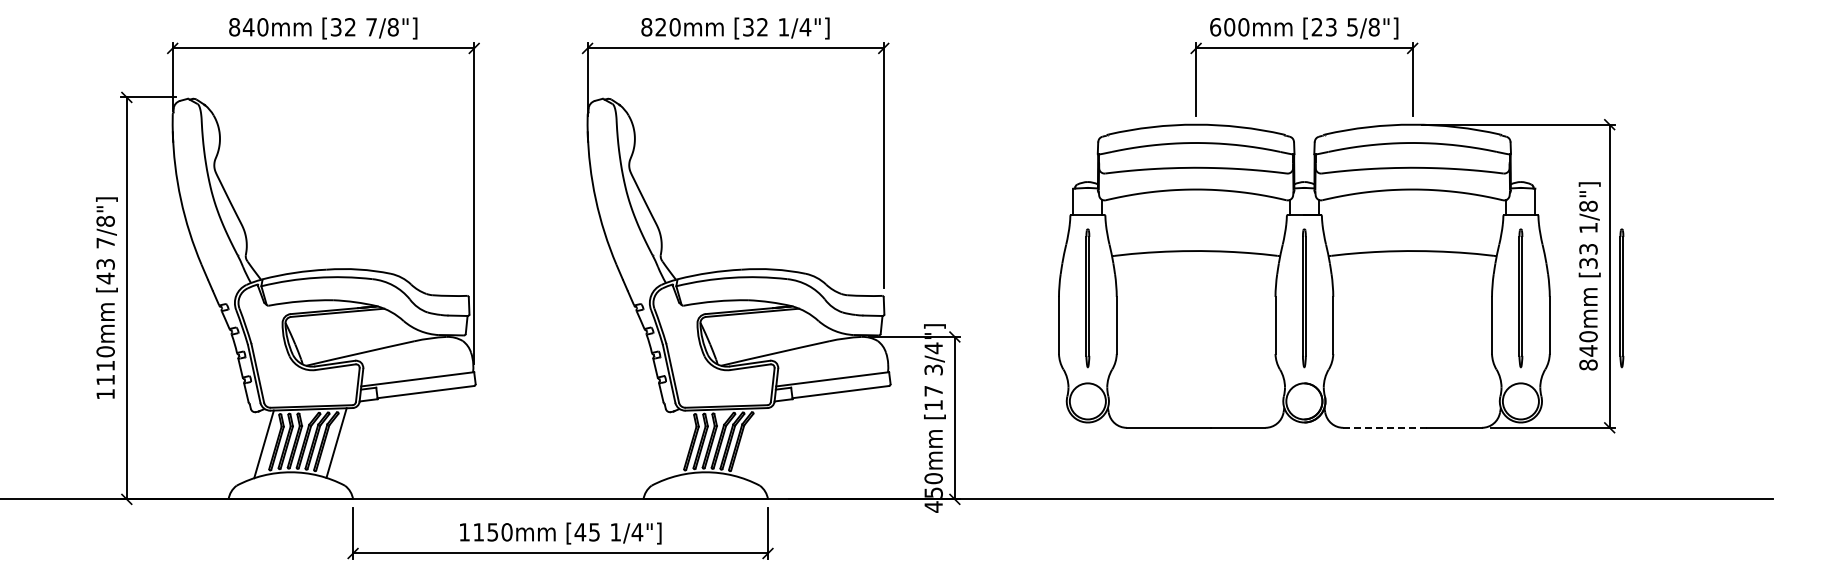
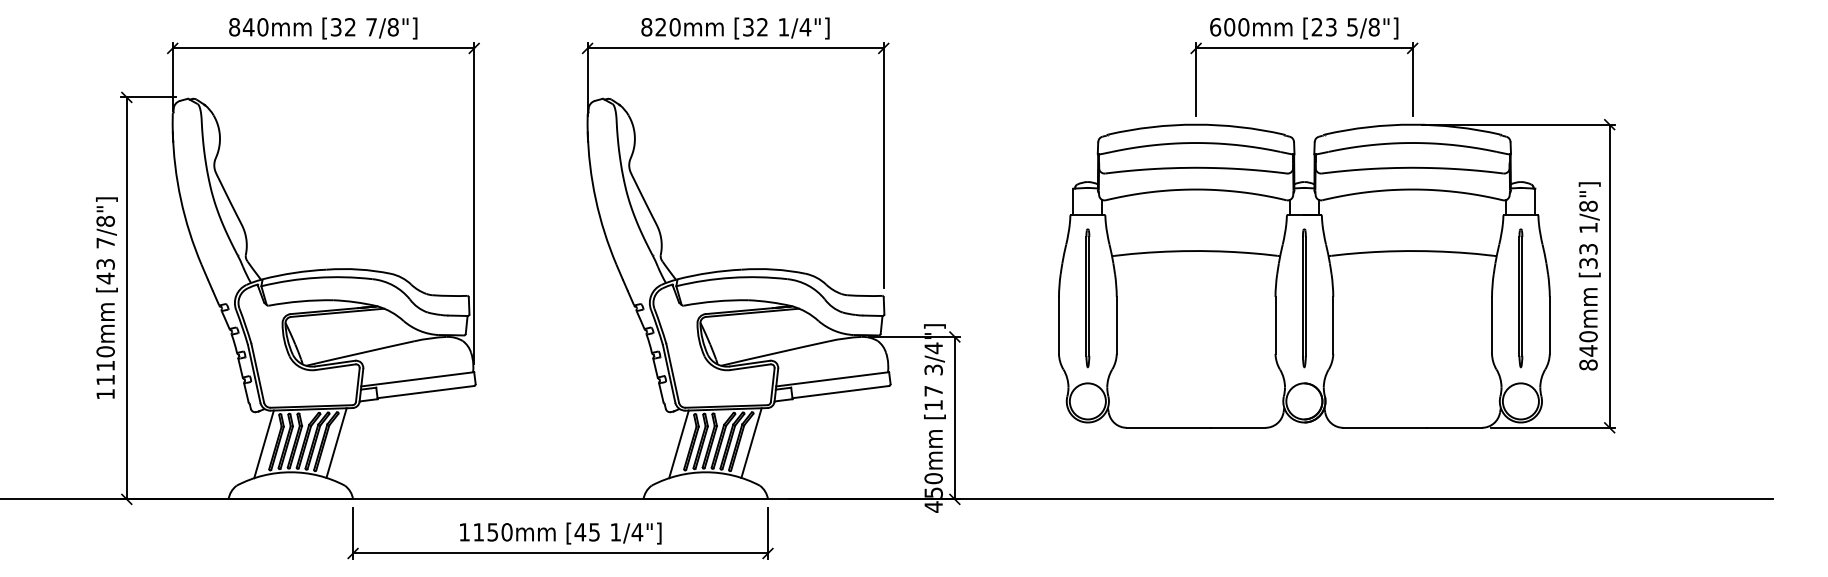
part: present -> none (1621, 298)
line: dashed -> solid (1385, 427)
line: none -> present (751, 442)
line: none -> present (678, 444)
